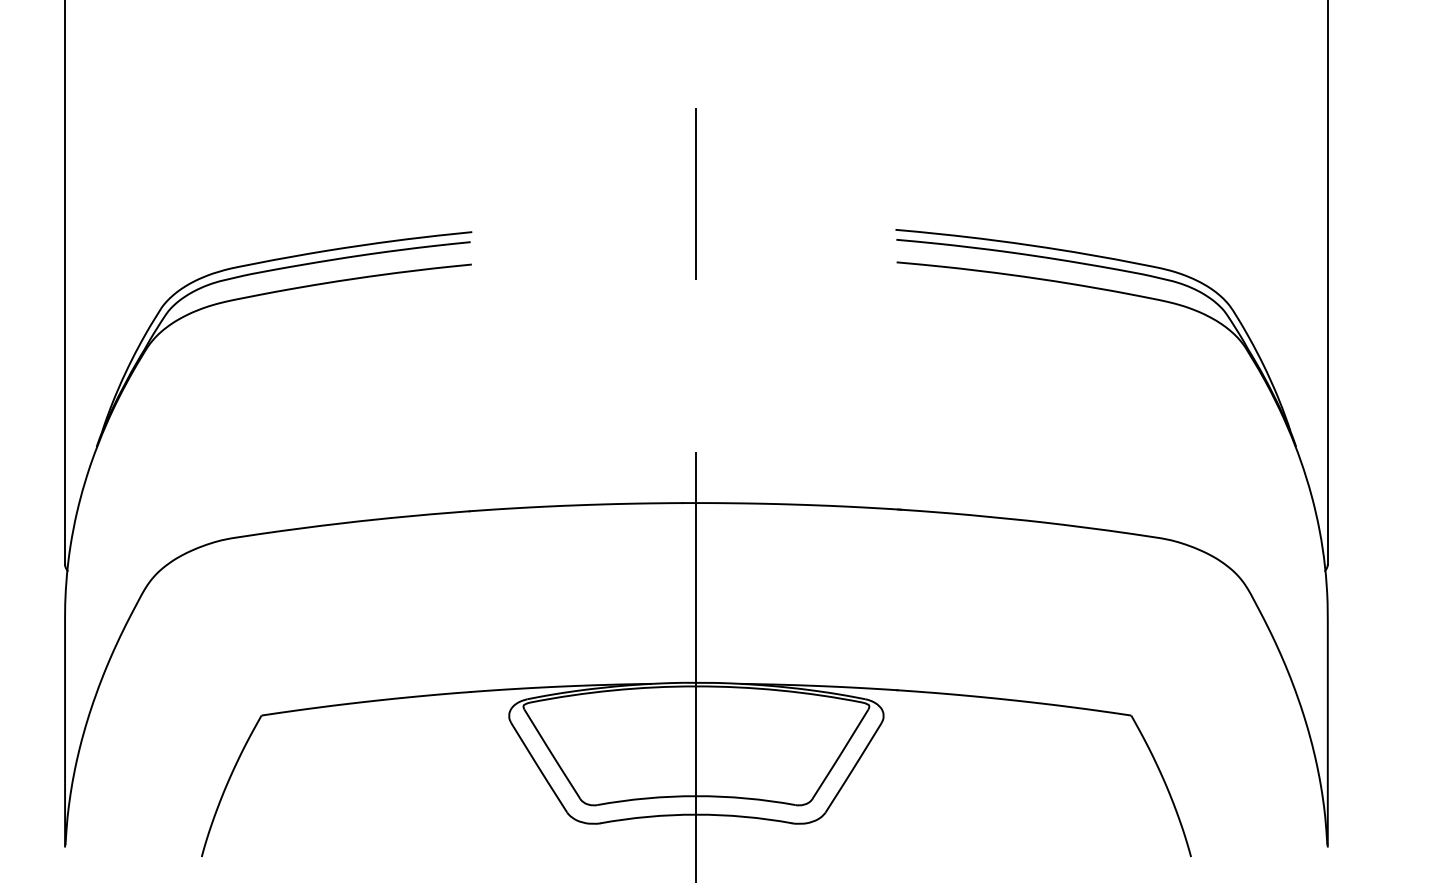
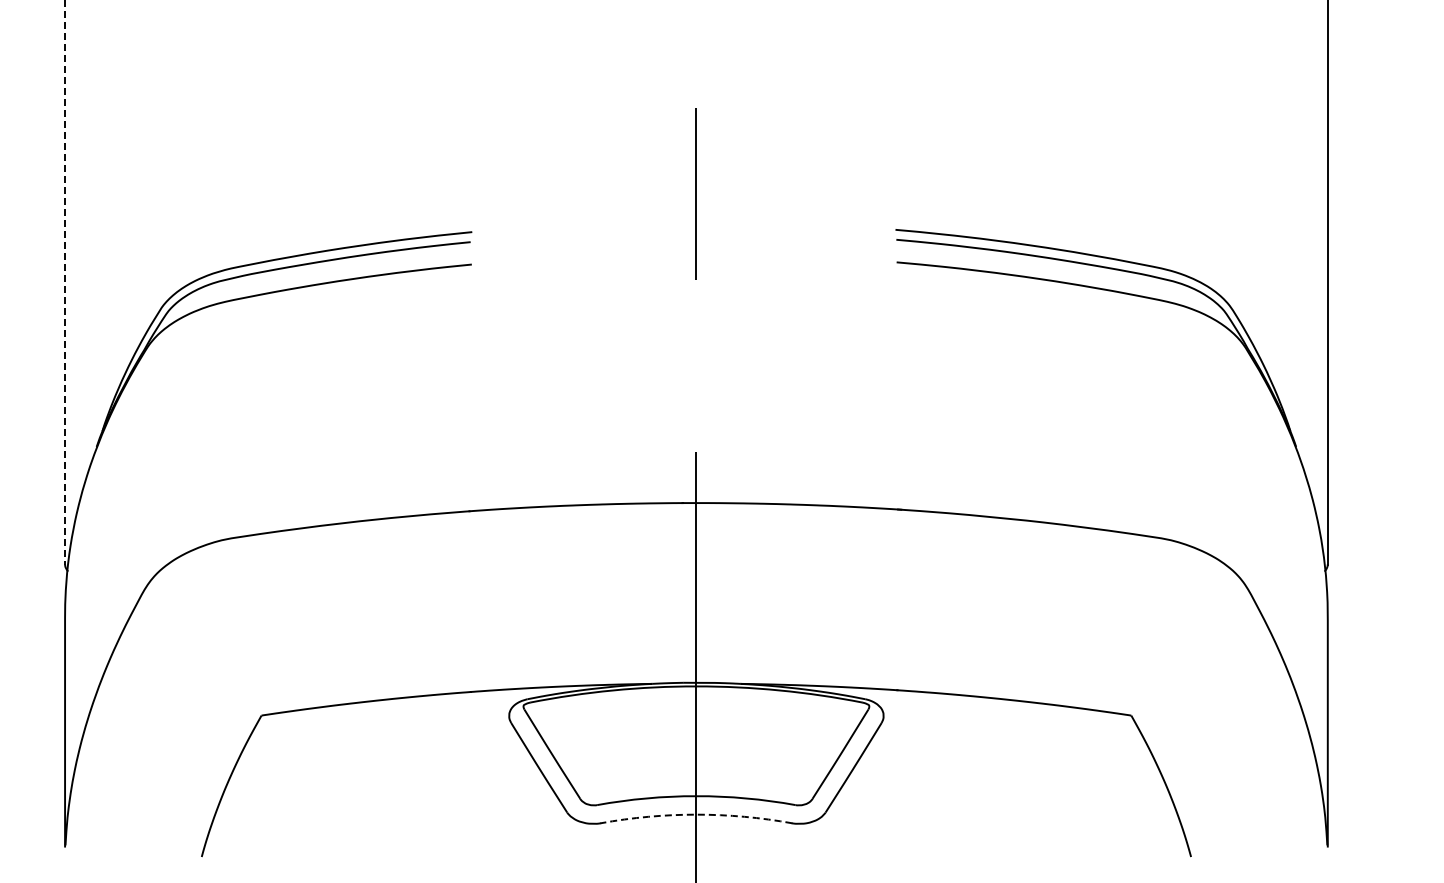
line: solid -> dashed (65, 282)
arc: solid -> dashed (696, 814)
